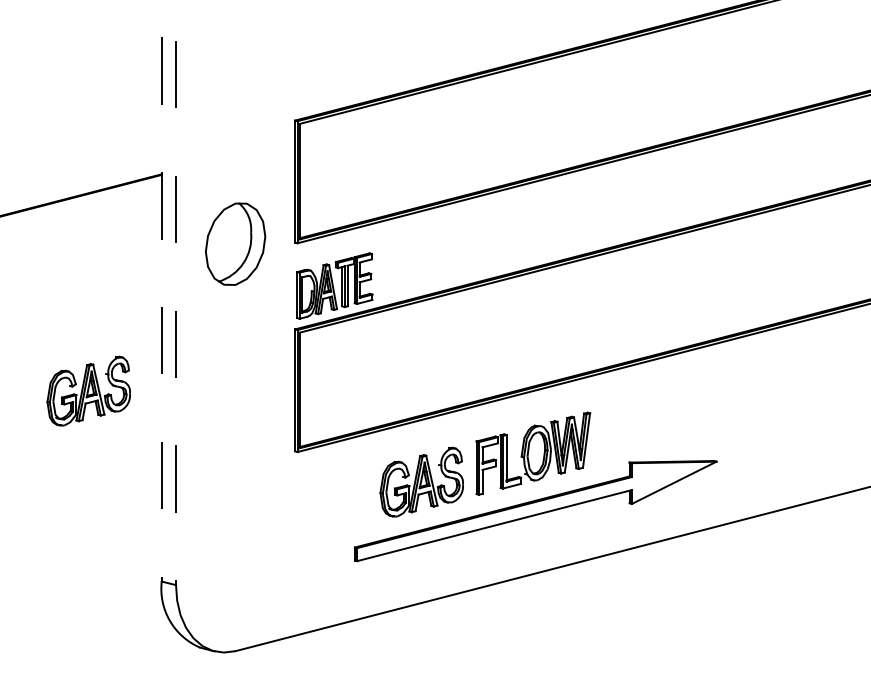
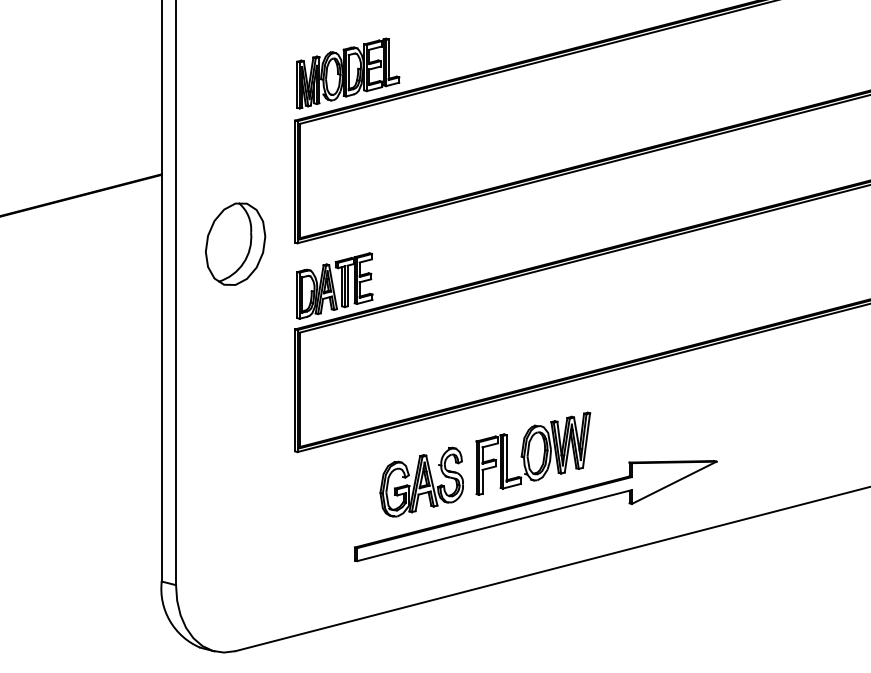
part: none -> present (348, 73)
line: dashed -> solid (161, 291)
line: dashed -> solid (176, 293)
part: present -> none (88, 390)
